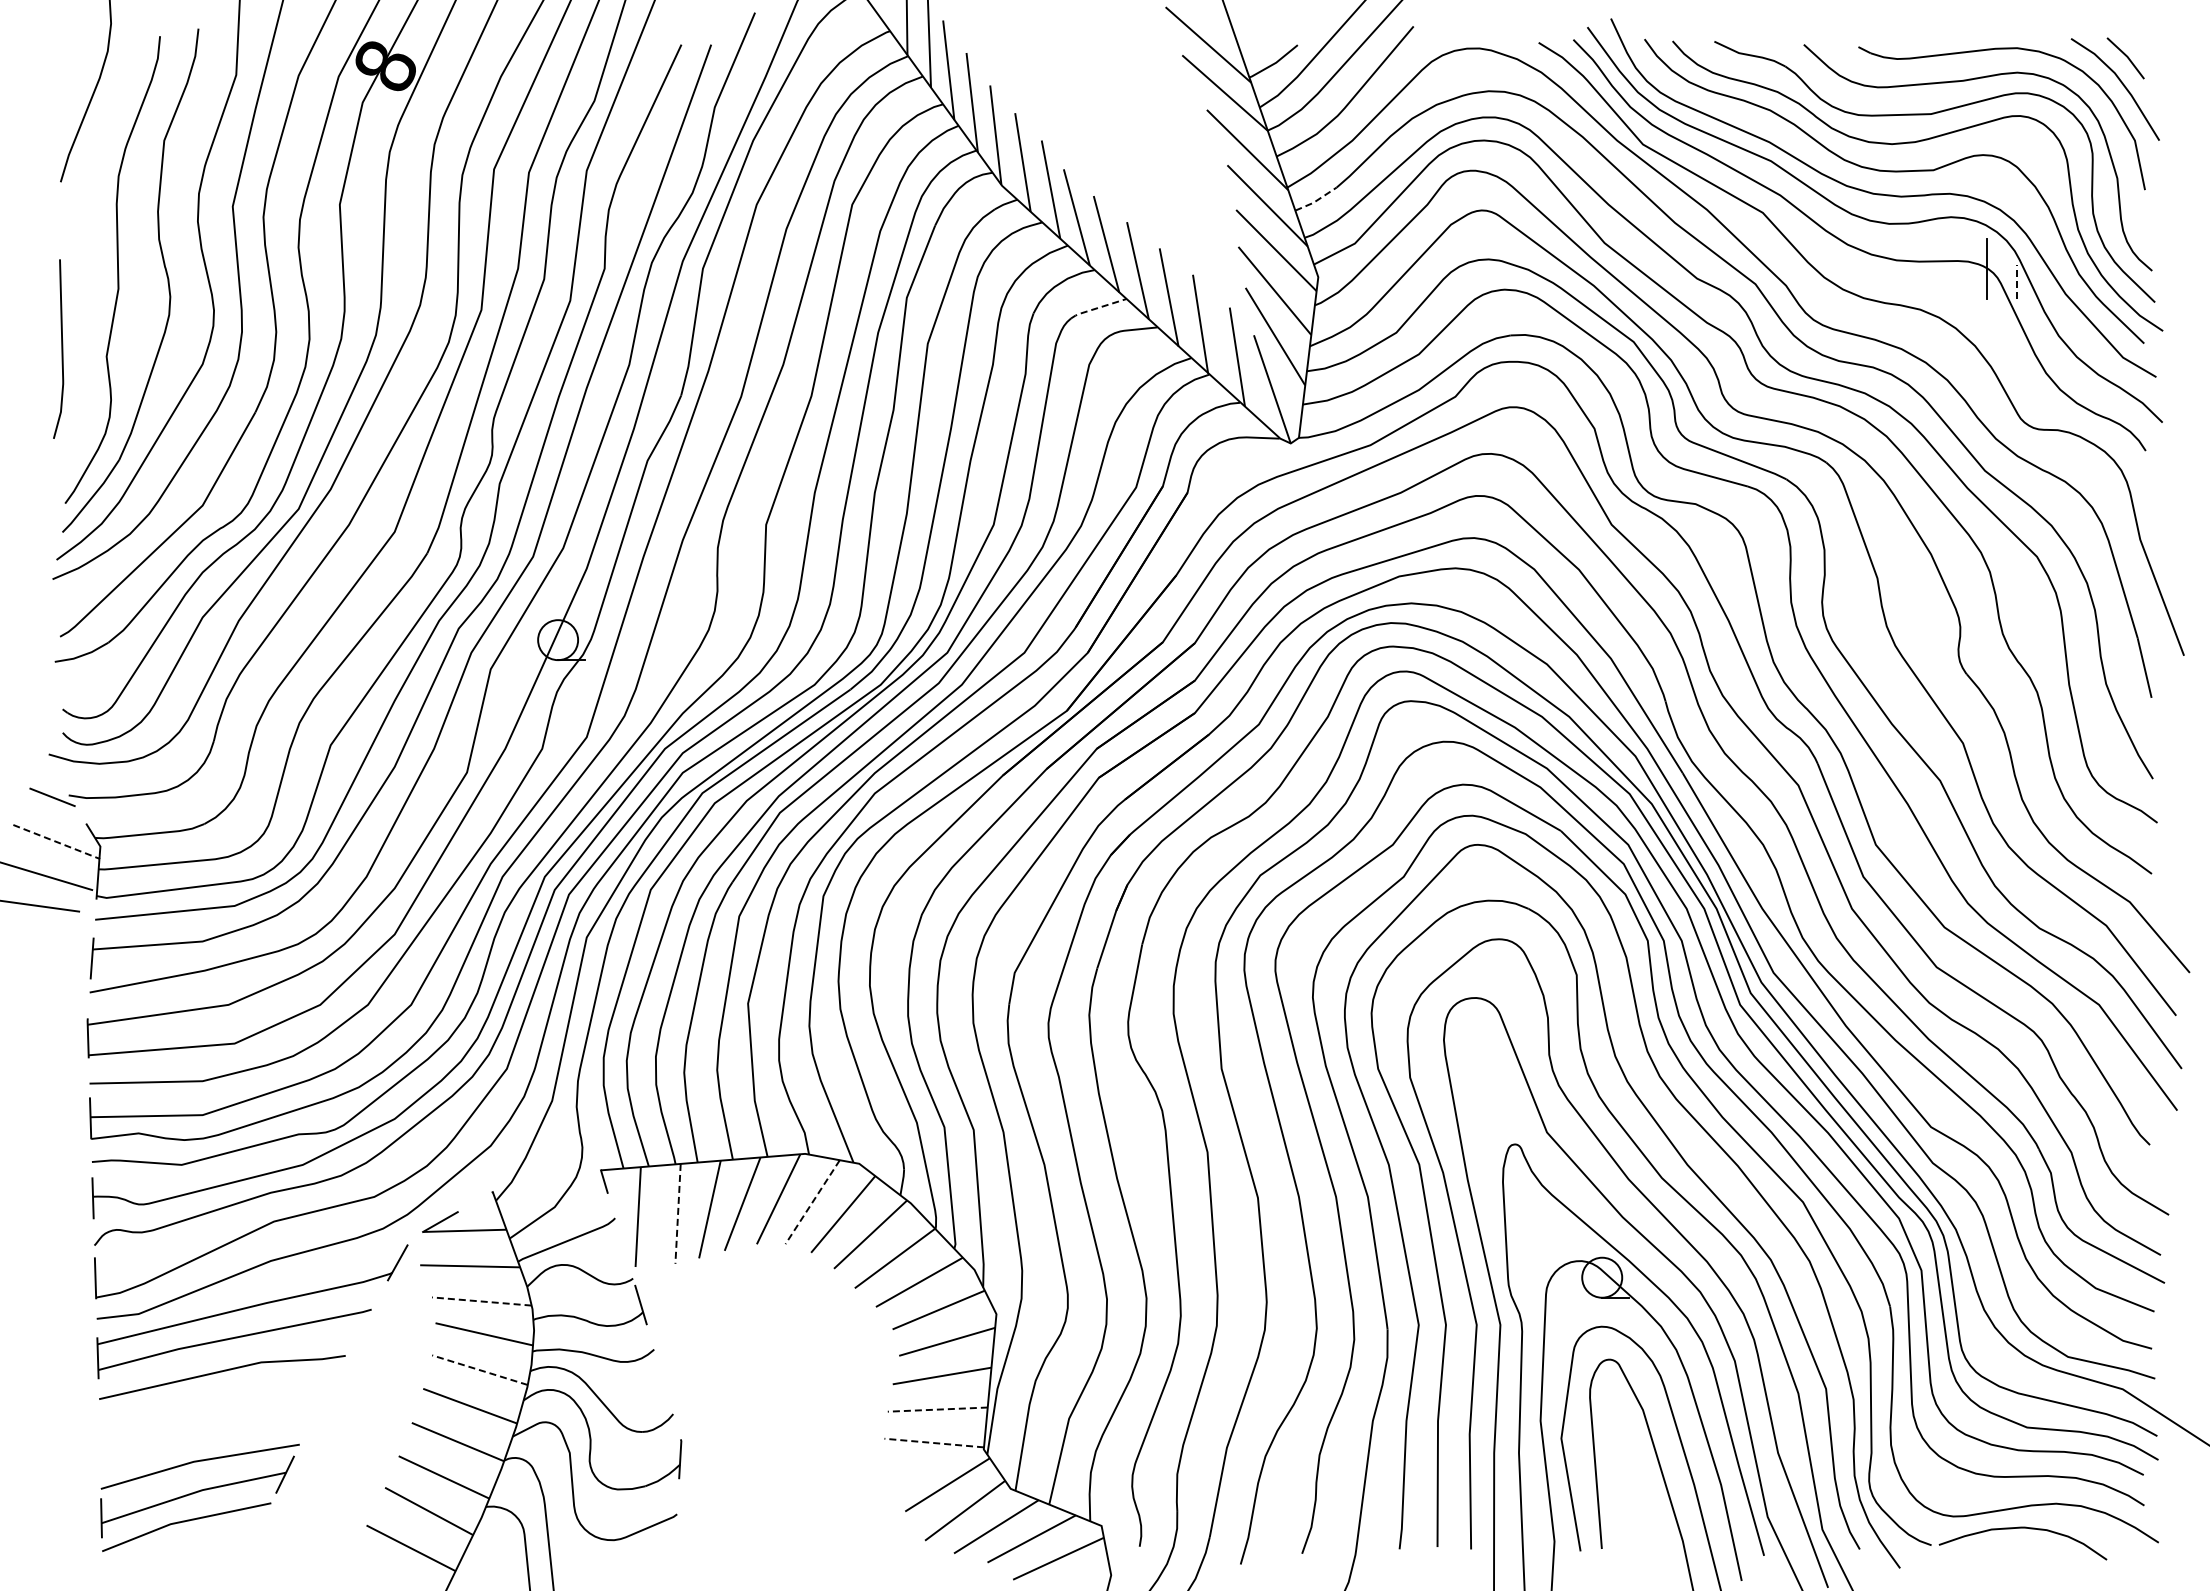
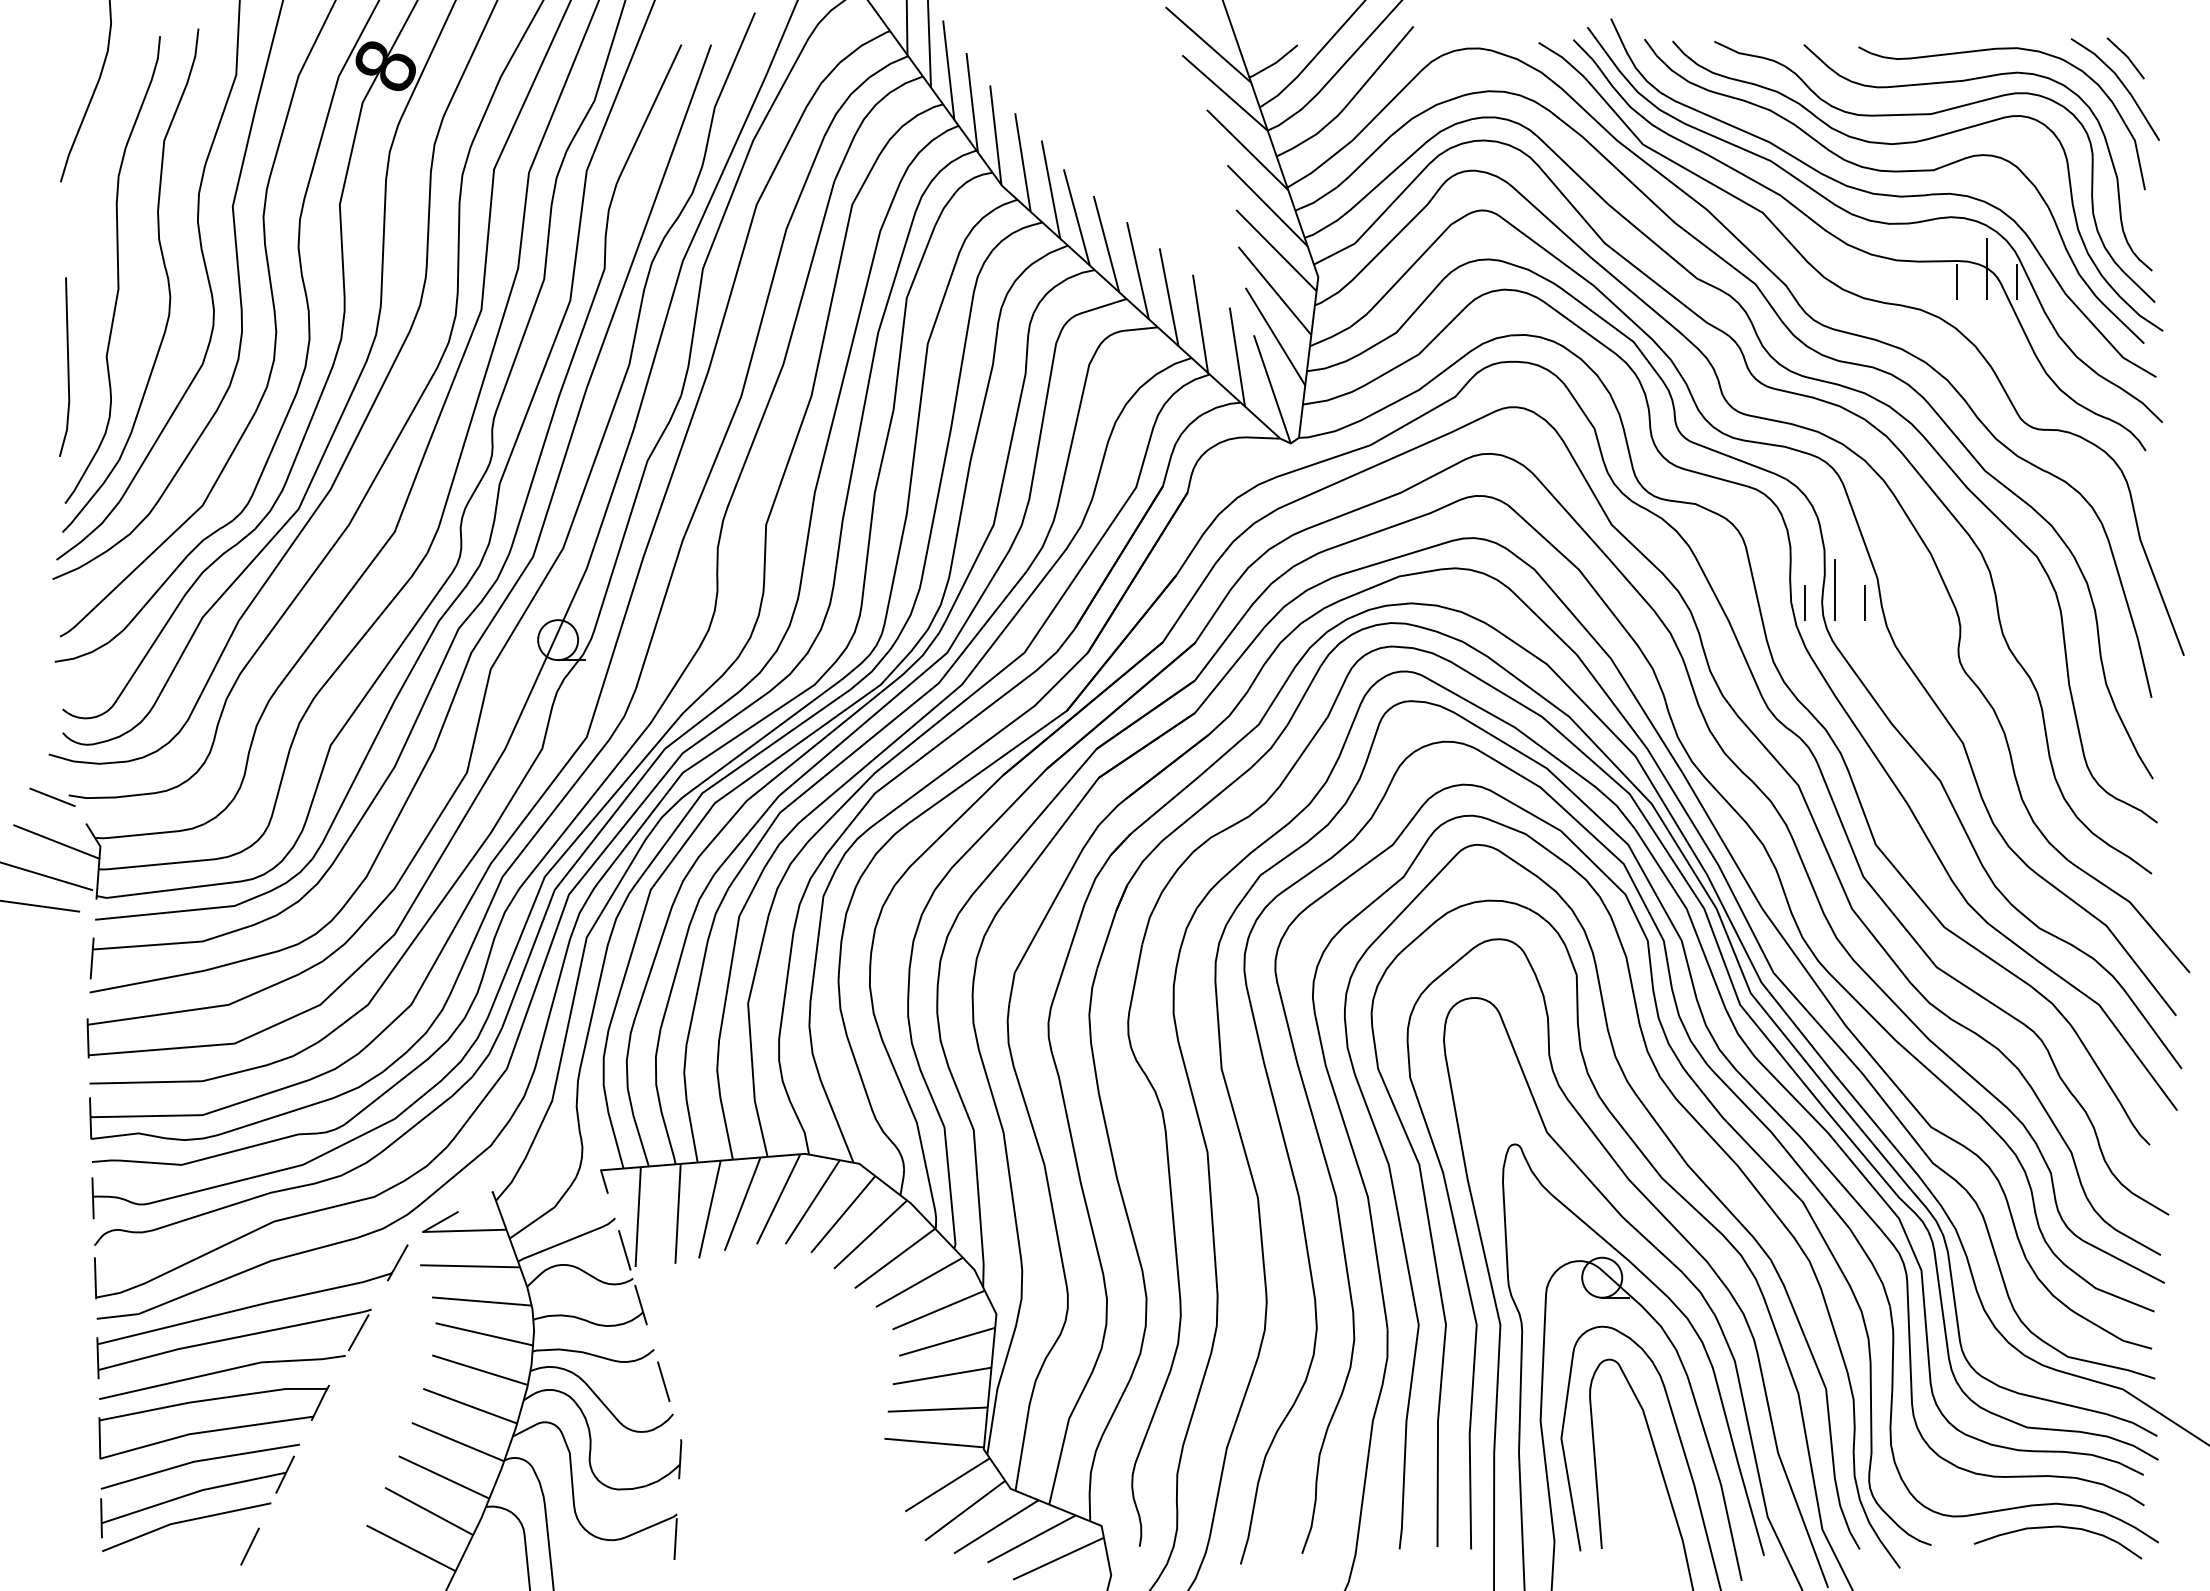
line: dashed -> solid (1316, 200)
line: none -> present (1957, 281)
line: dashed -> solid (2017, 282)
line: dashed -> solid (1097, 308)
line position: (61, 348) -> (67, 366) (67, 366)
line: none -> present (1834, 589)
line: none -> present (1804, 602)
line: none -> present (1864, 602)
line: dashed -> solid (56, 842)
line: dashed -> solid (812, 1202)
line: dashed -> solid (678, 1214)
line: none -> present (624, 1250)
line: dashed -> solid (481, 1301)
line: none -> present (358, 1332)
line: dashed -> solid (479, 1370)
line: none -> present (663, 1381)
line: dashed -> solid (937, 1409)
part: none -> present (213, 1421)
line: dashed -> solid (934, 1443)
curve position: (2022, 1528) -> (2057, 1527) (2057, 1527)
line: none -> present (675, 1539)
line: none -> present (249, 1546)
